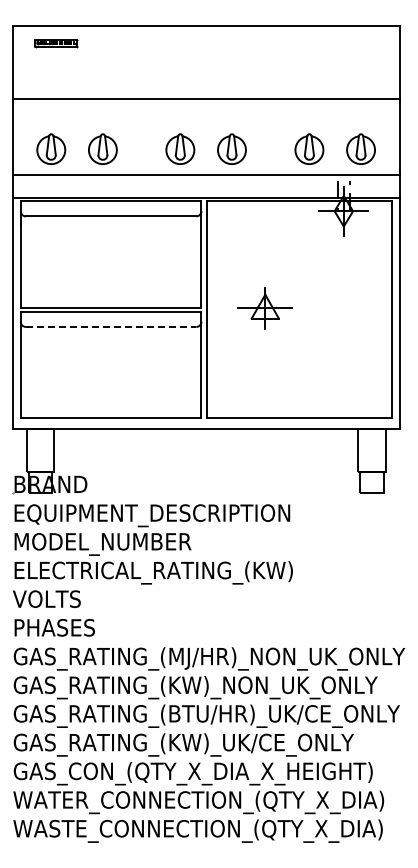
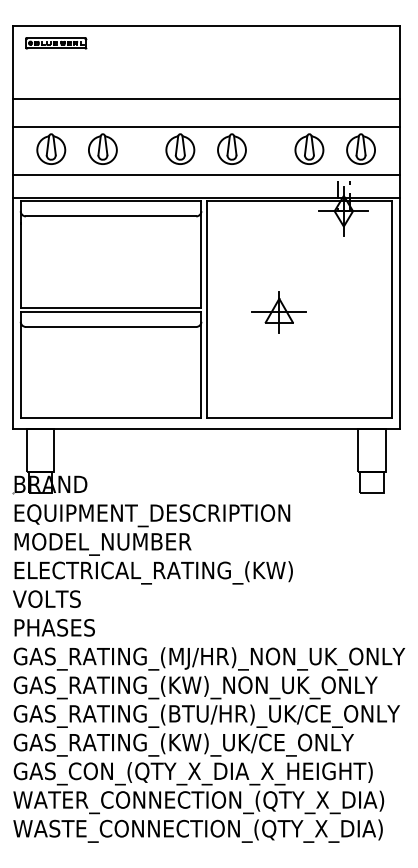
part size: 45x10 px -> 63x13 px (56, 43)
line: none -> present (205, 127)
part position: (264, 308) -> (278, 312) (278, 312)
line: dashed -> solid (111, 326)
